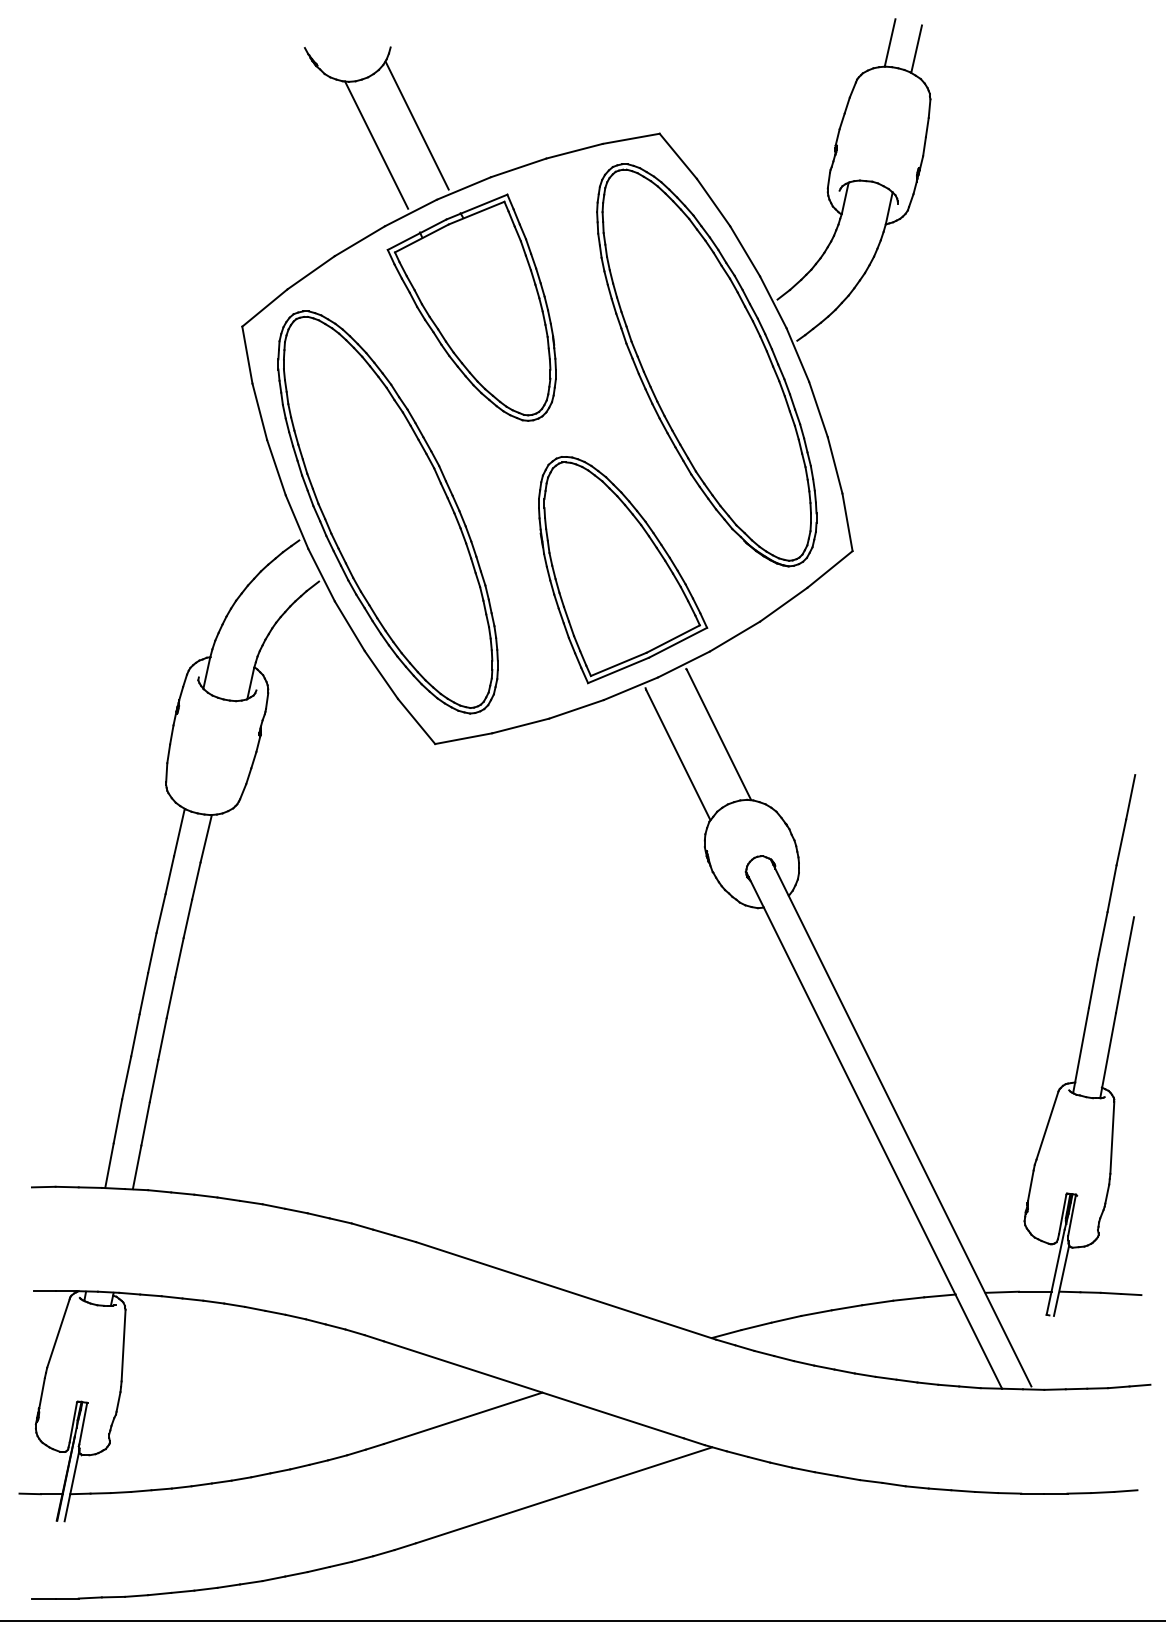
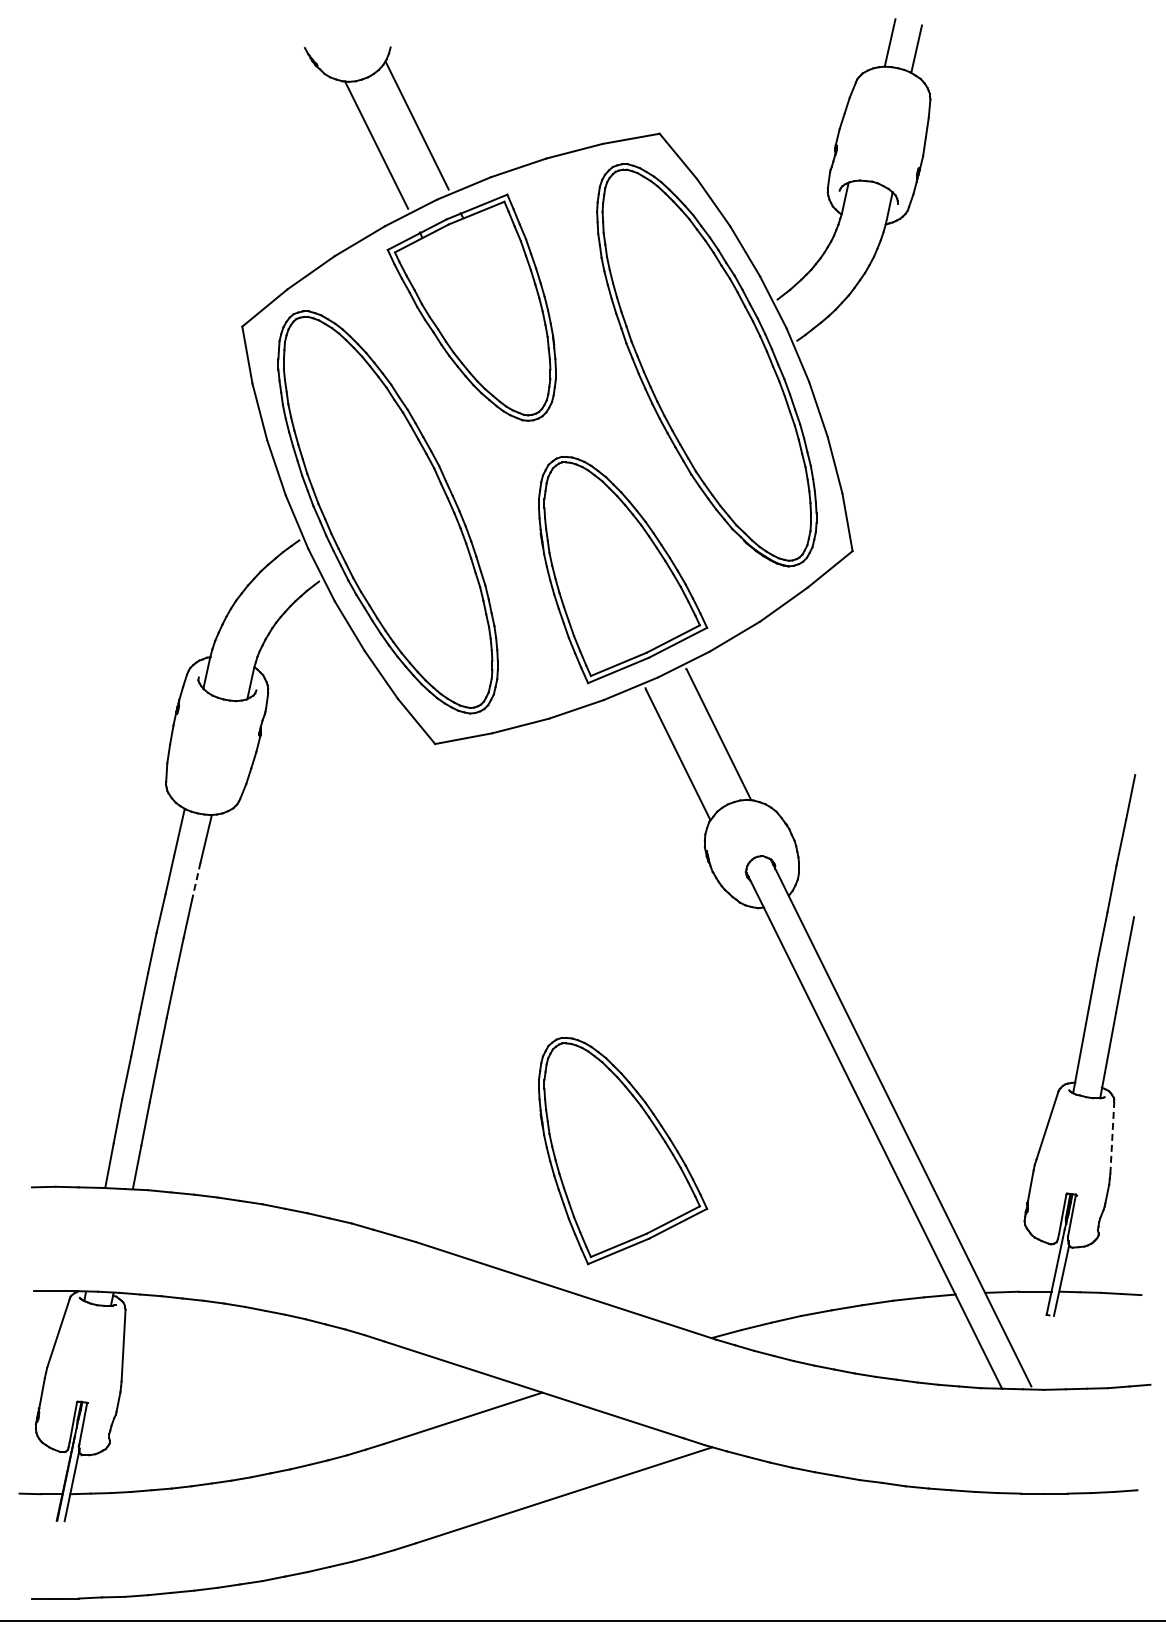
line: solid -> dashed (196, 881)
line: solid -> dashed (1112, 1137)
part: none -> present (623, 1151)
